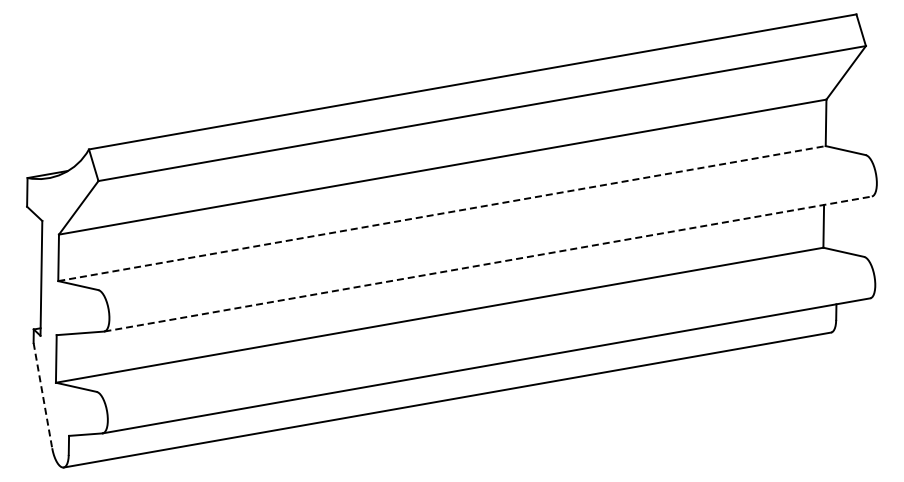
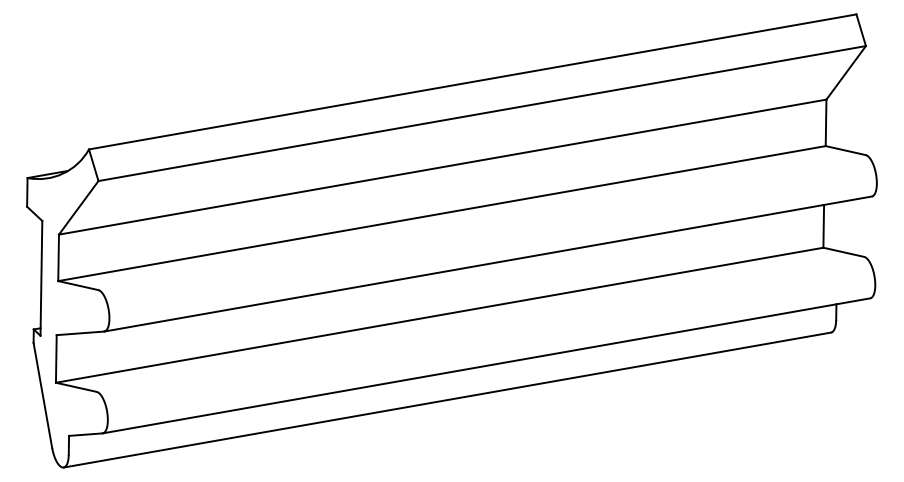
line: dashed -> solid (442, 213)
line: dashed -> solid (488, 264)
line: dashed -> solid (42, 396)
